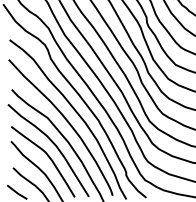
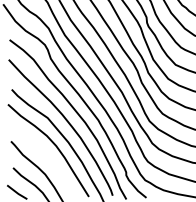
curve: present -> none (47, 156)
